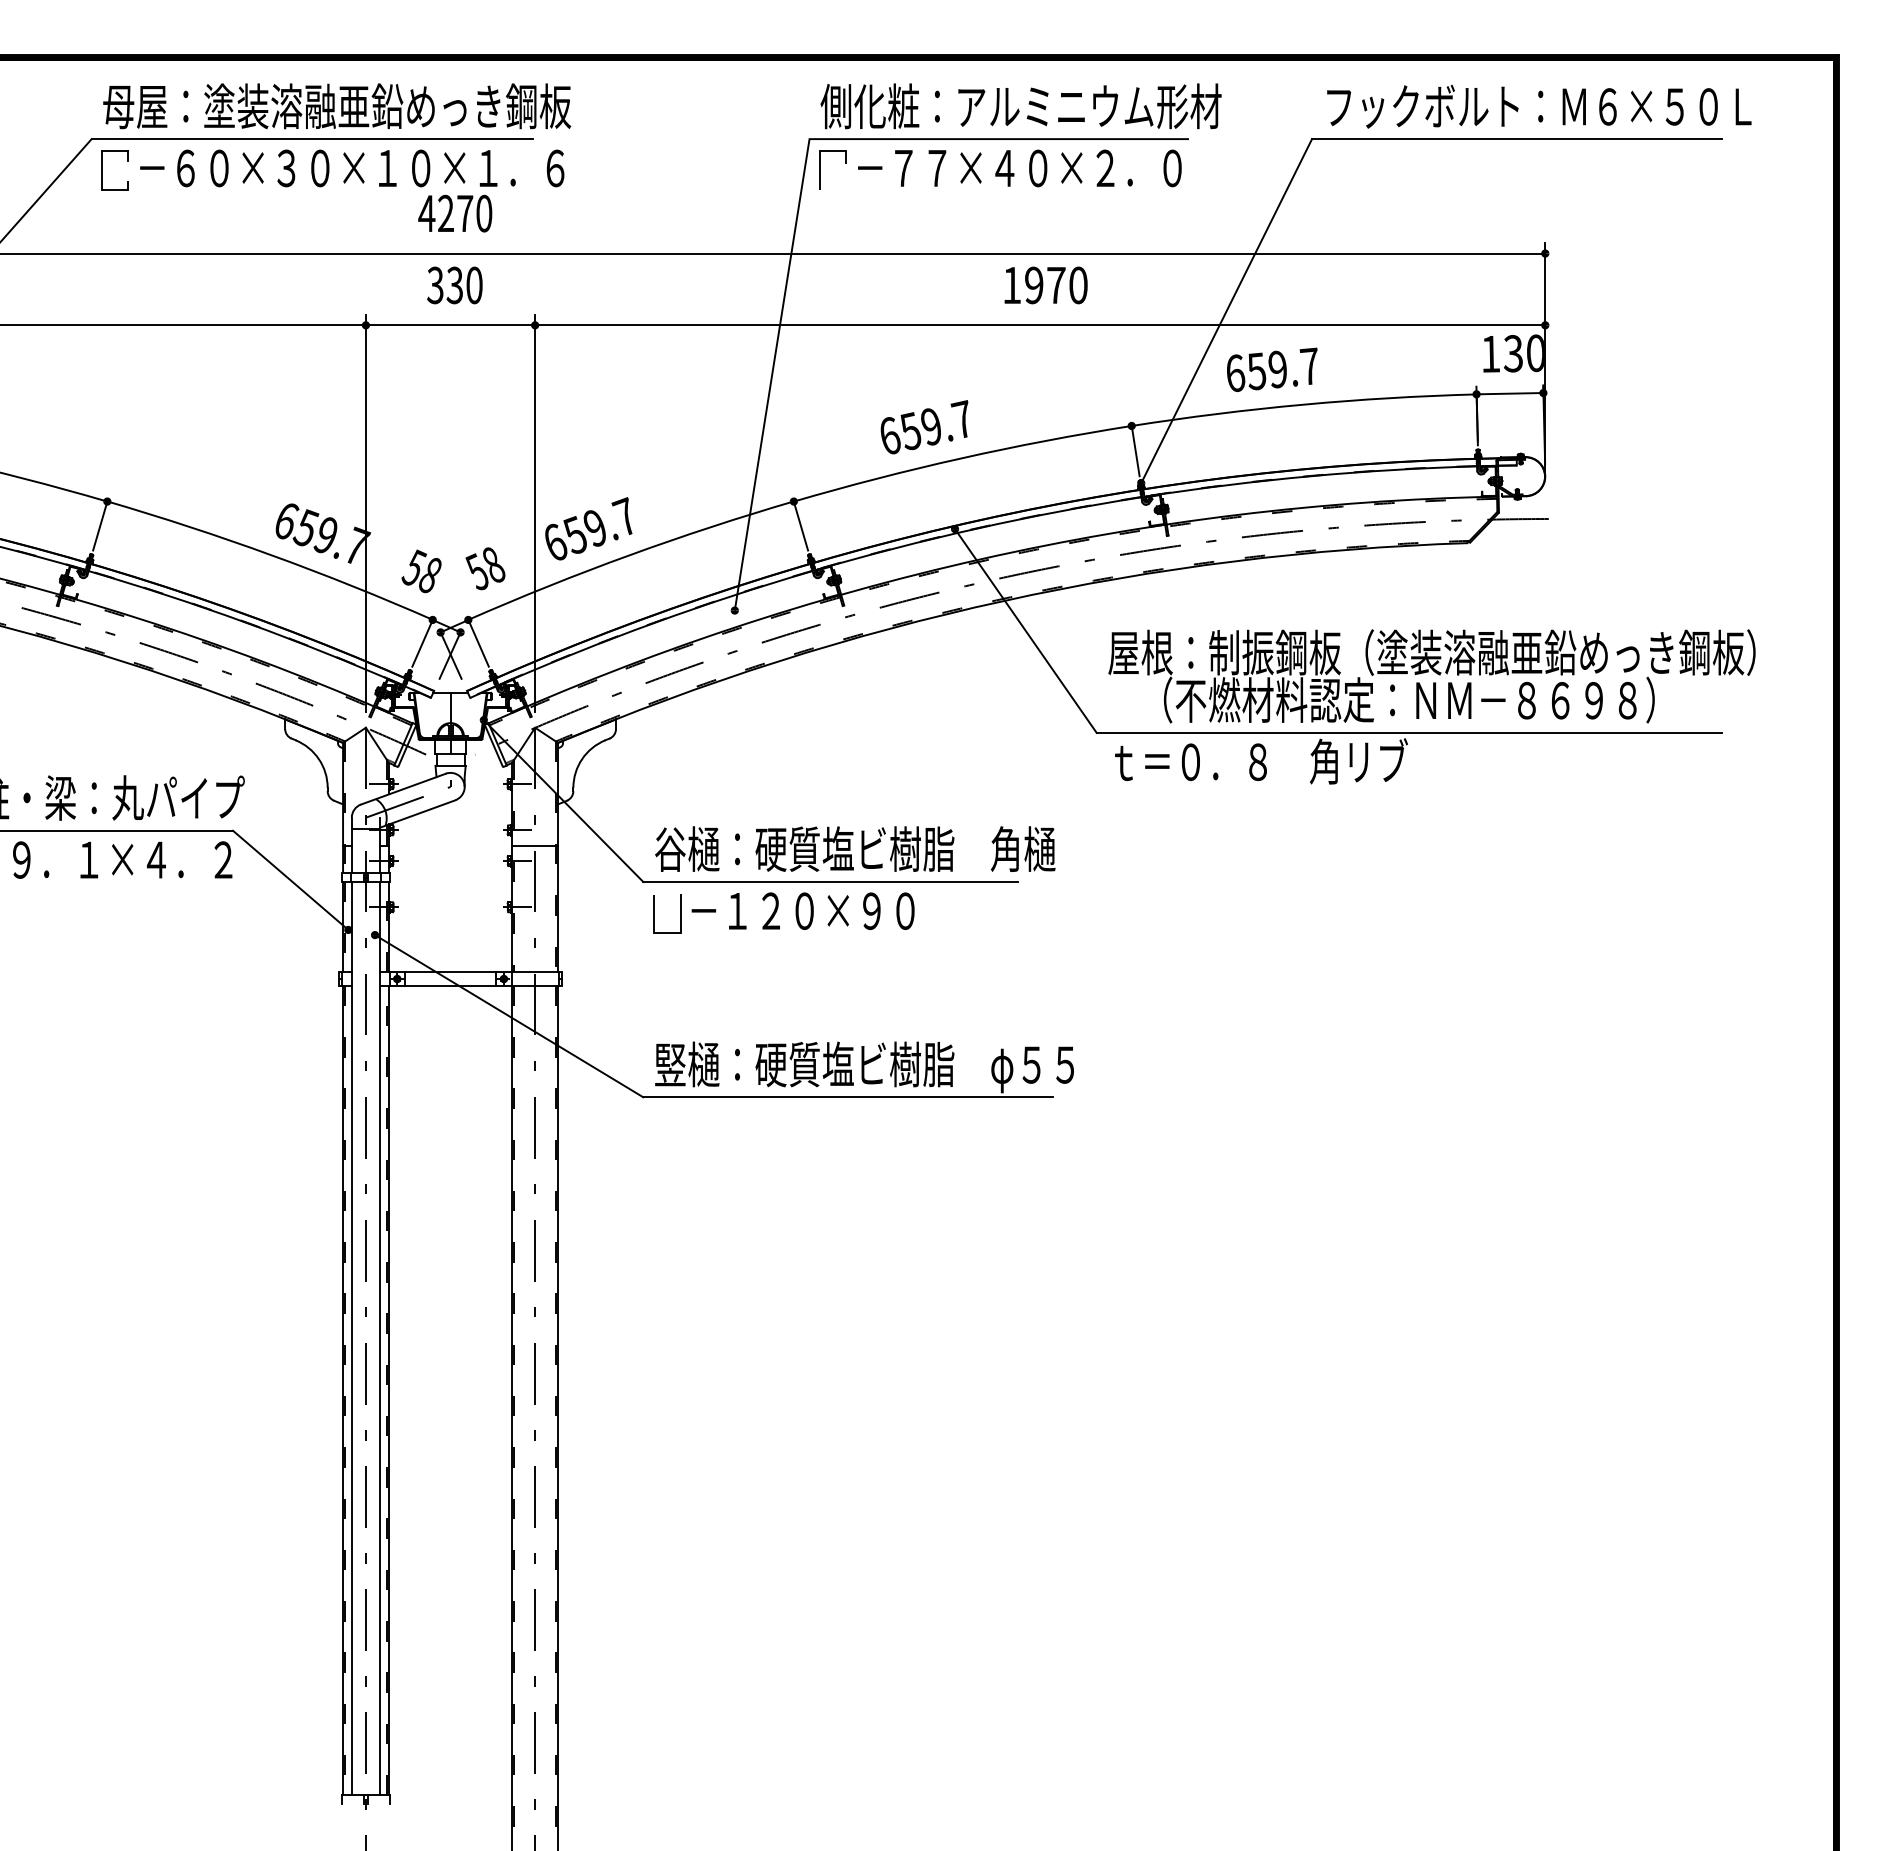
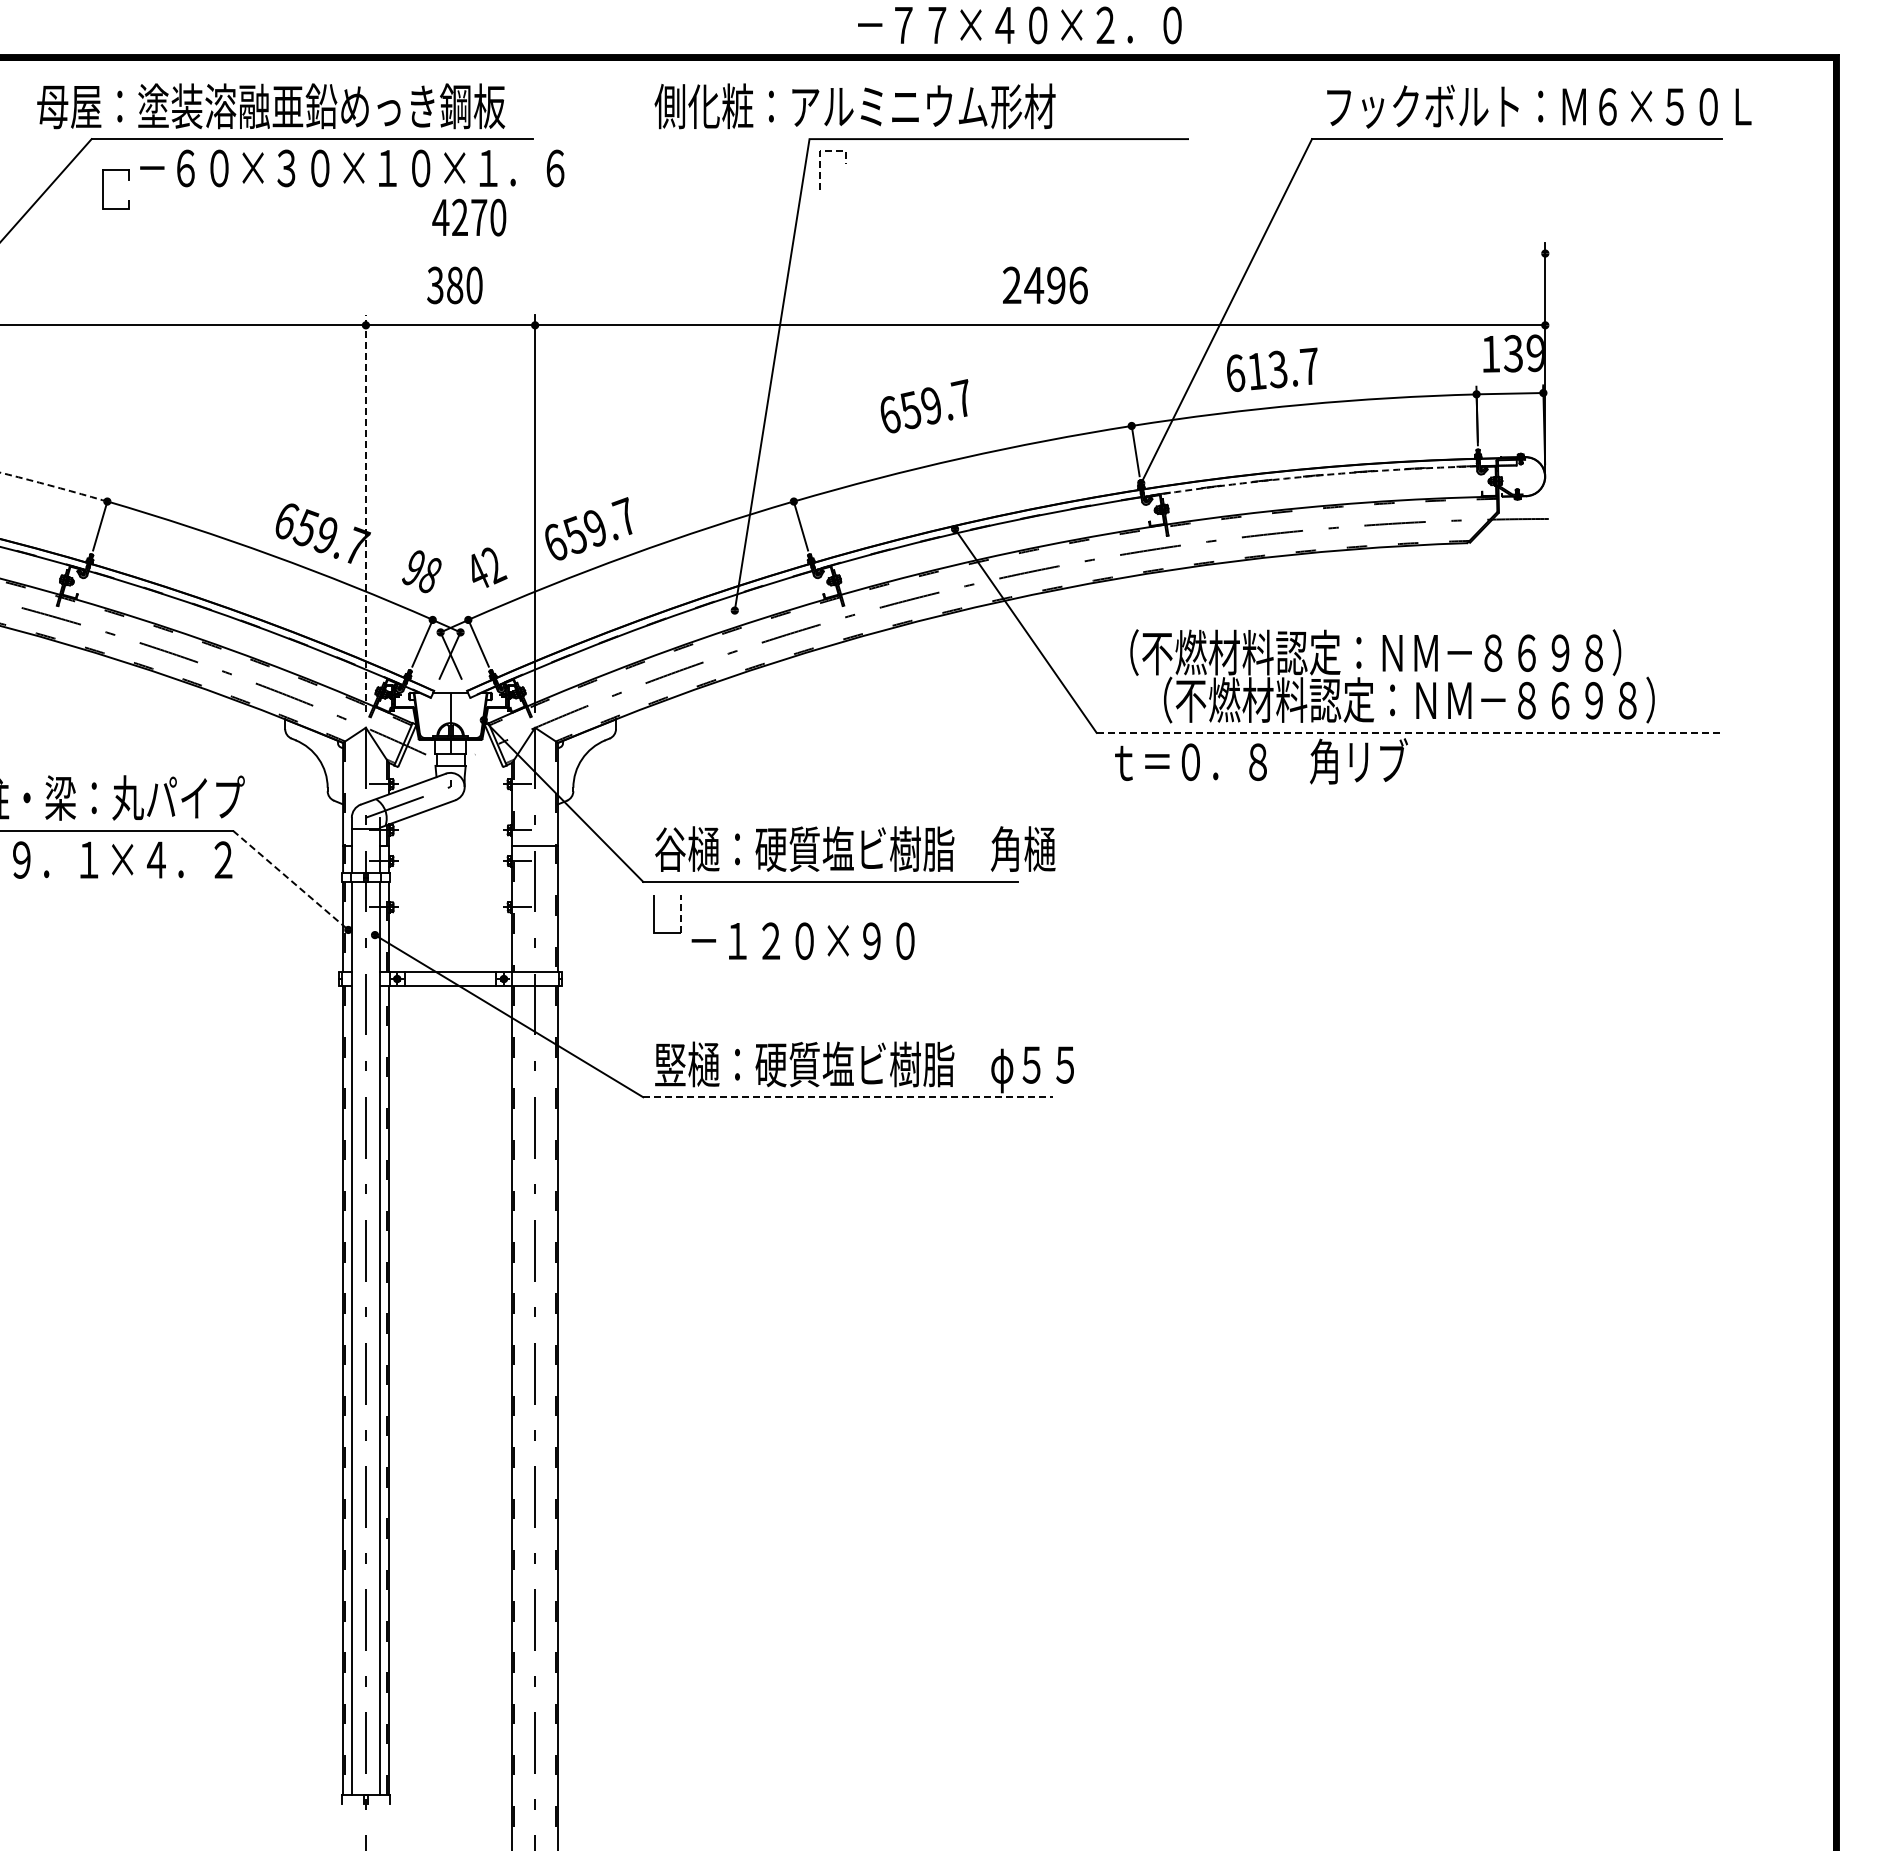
text position: (337, 106) -> (271, 106) (271, 106)
text position: (1020, 106) -> (854, 106) (854, 106)
line: solid -> dashed (820, 151)
text position: (1019, 168) -> (1019, 25) (1019, 25)
part position: (102, 170) -> (103, 189) (103, 189)
text position: (455, 213) -> (469, 217) (469, 217)
line: present -> none (773, 253)
text: 330 -> 380 (454, 285)
text: 1970 -> 2496 (1045, 285)
text: 130 -> 139 (1534, 353)
text: 659.7 -> 613.7 (1267, 370)
text position: (924, 427) -> (924, 406) (924, 406)
arc: solid -> dashed (1310, 476)
arc: solid -> dashed (54, 486)
line: solid -> dashed (365, 512)
text: 58 -> 98 (414, 567)
text: 58 -> 42 (486, 568)
text: 屋根：制振鋼板（塗装溶融亜鉛めっき鋼板） -> （不燃材料認定：ＮＭ－８６９８） (1431, 652)
line: solid -> dashed (1409, 732)
line: solid -> dashed (291, 880)
text position: (802, 910) -> (802, 940) (802, 940)
line: solid -> dashed (680, 914)
line: solid -> dashed (848, 1097)
